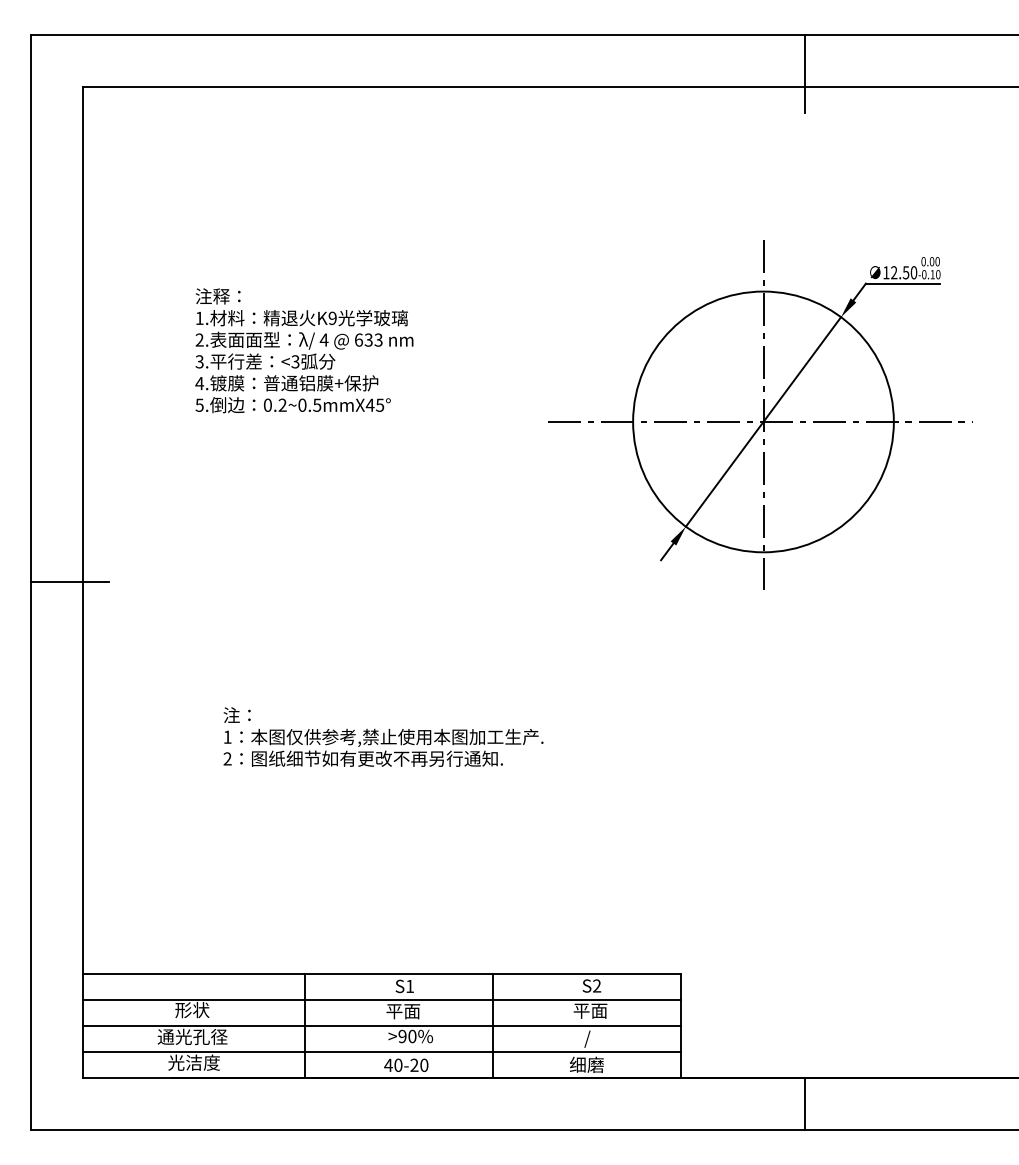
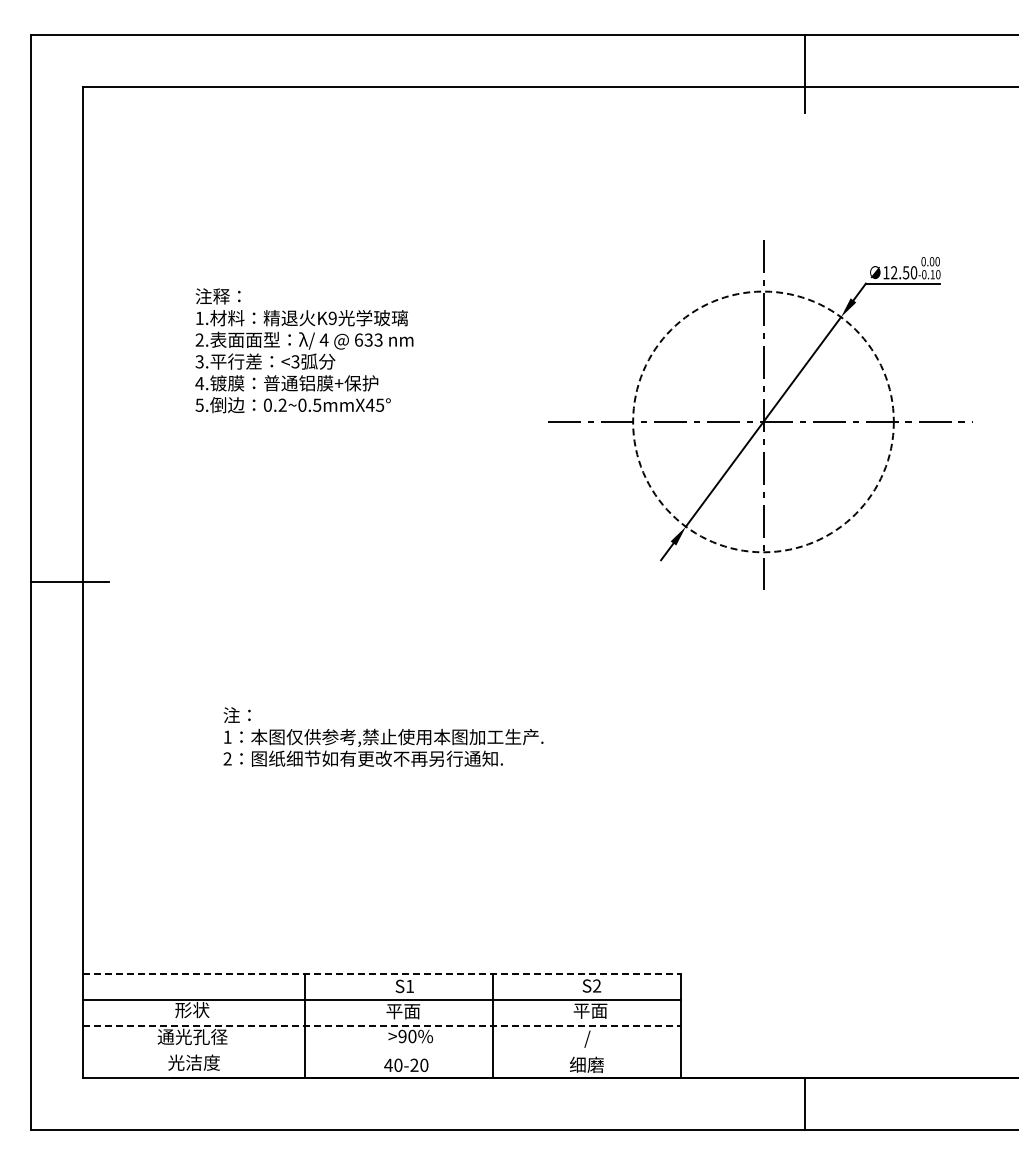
circle: solid -> dashed (763, 421)
line: solid -> dashed (381, 973)
line: solid -> dashed (381, 1025)
line: present -> none (381, 1051)
